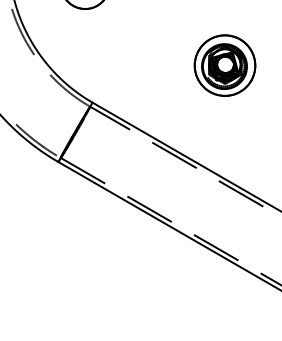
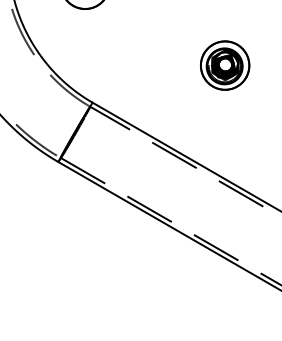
part size: 64x63 px -> 51x51 px (225, 65)
